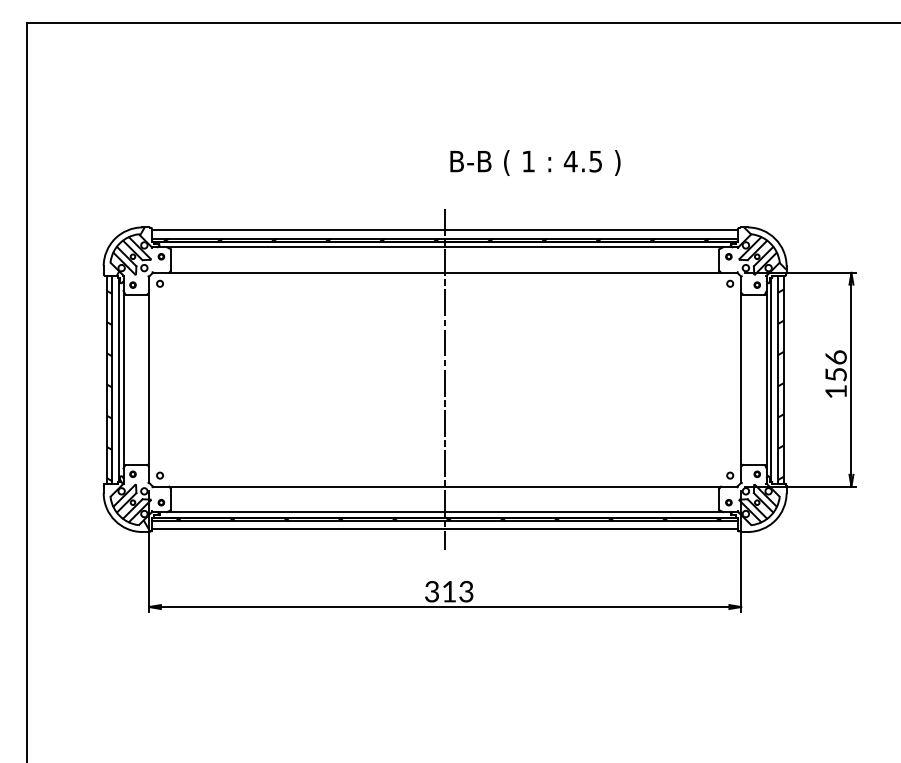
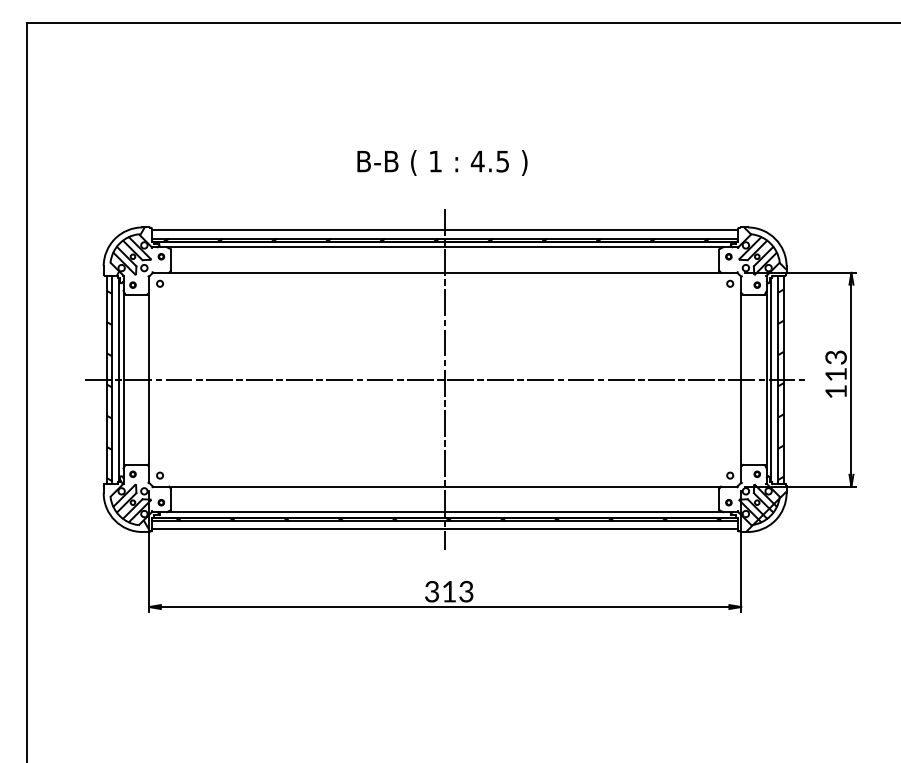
text position: (535, 162) -> (442, 162) (442, 162)
text: 156 -> 113 (835, 365)
line: none -> present (445, 379)
hatch: none -> present (766, 511)
